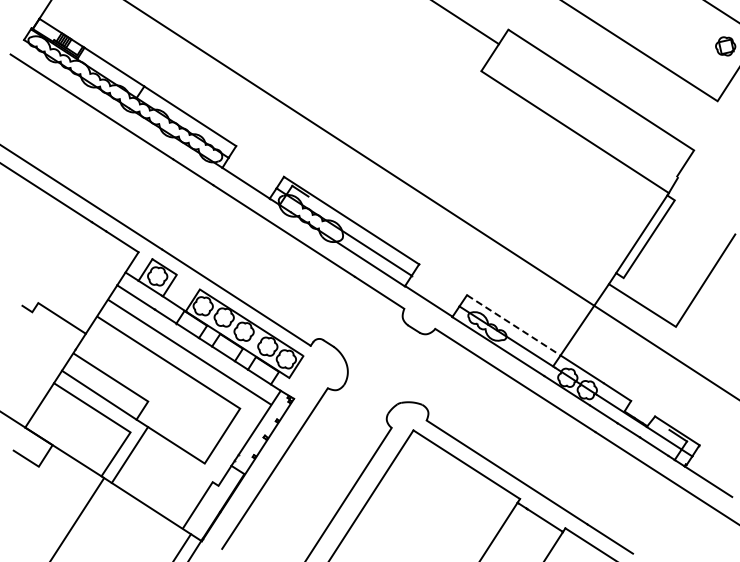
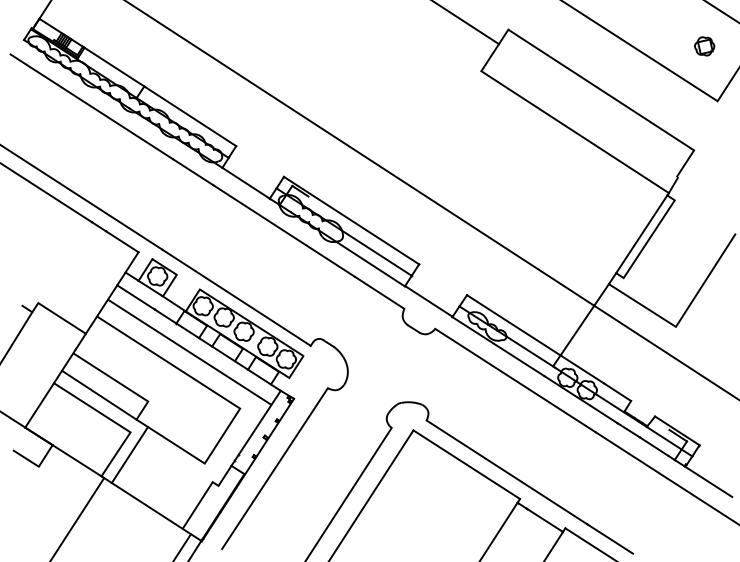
part position: (725, 46) -> (704, 46) (704, 46)
line: dashed -> solid (514, 325)
line: none -> present (17, 336)
